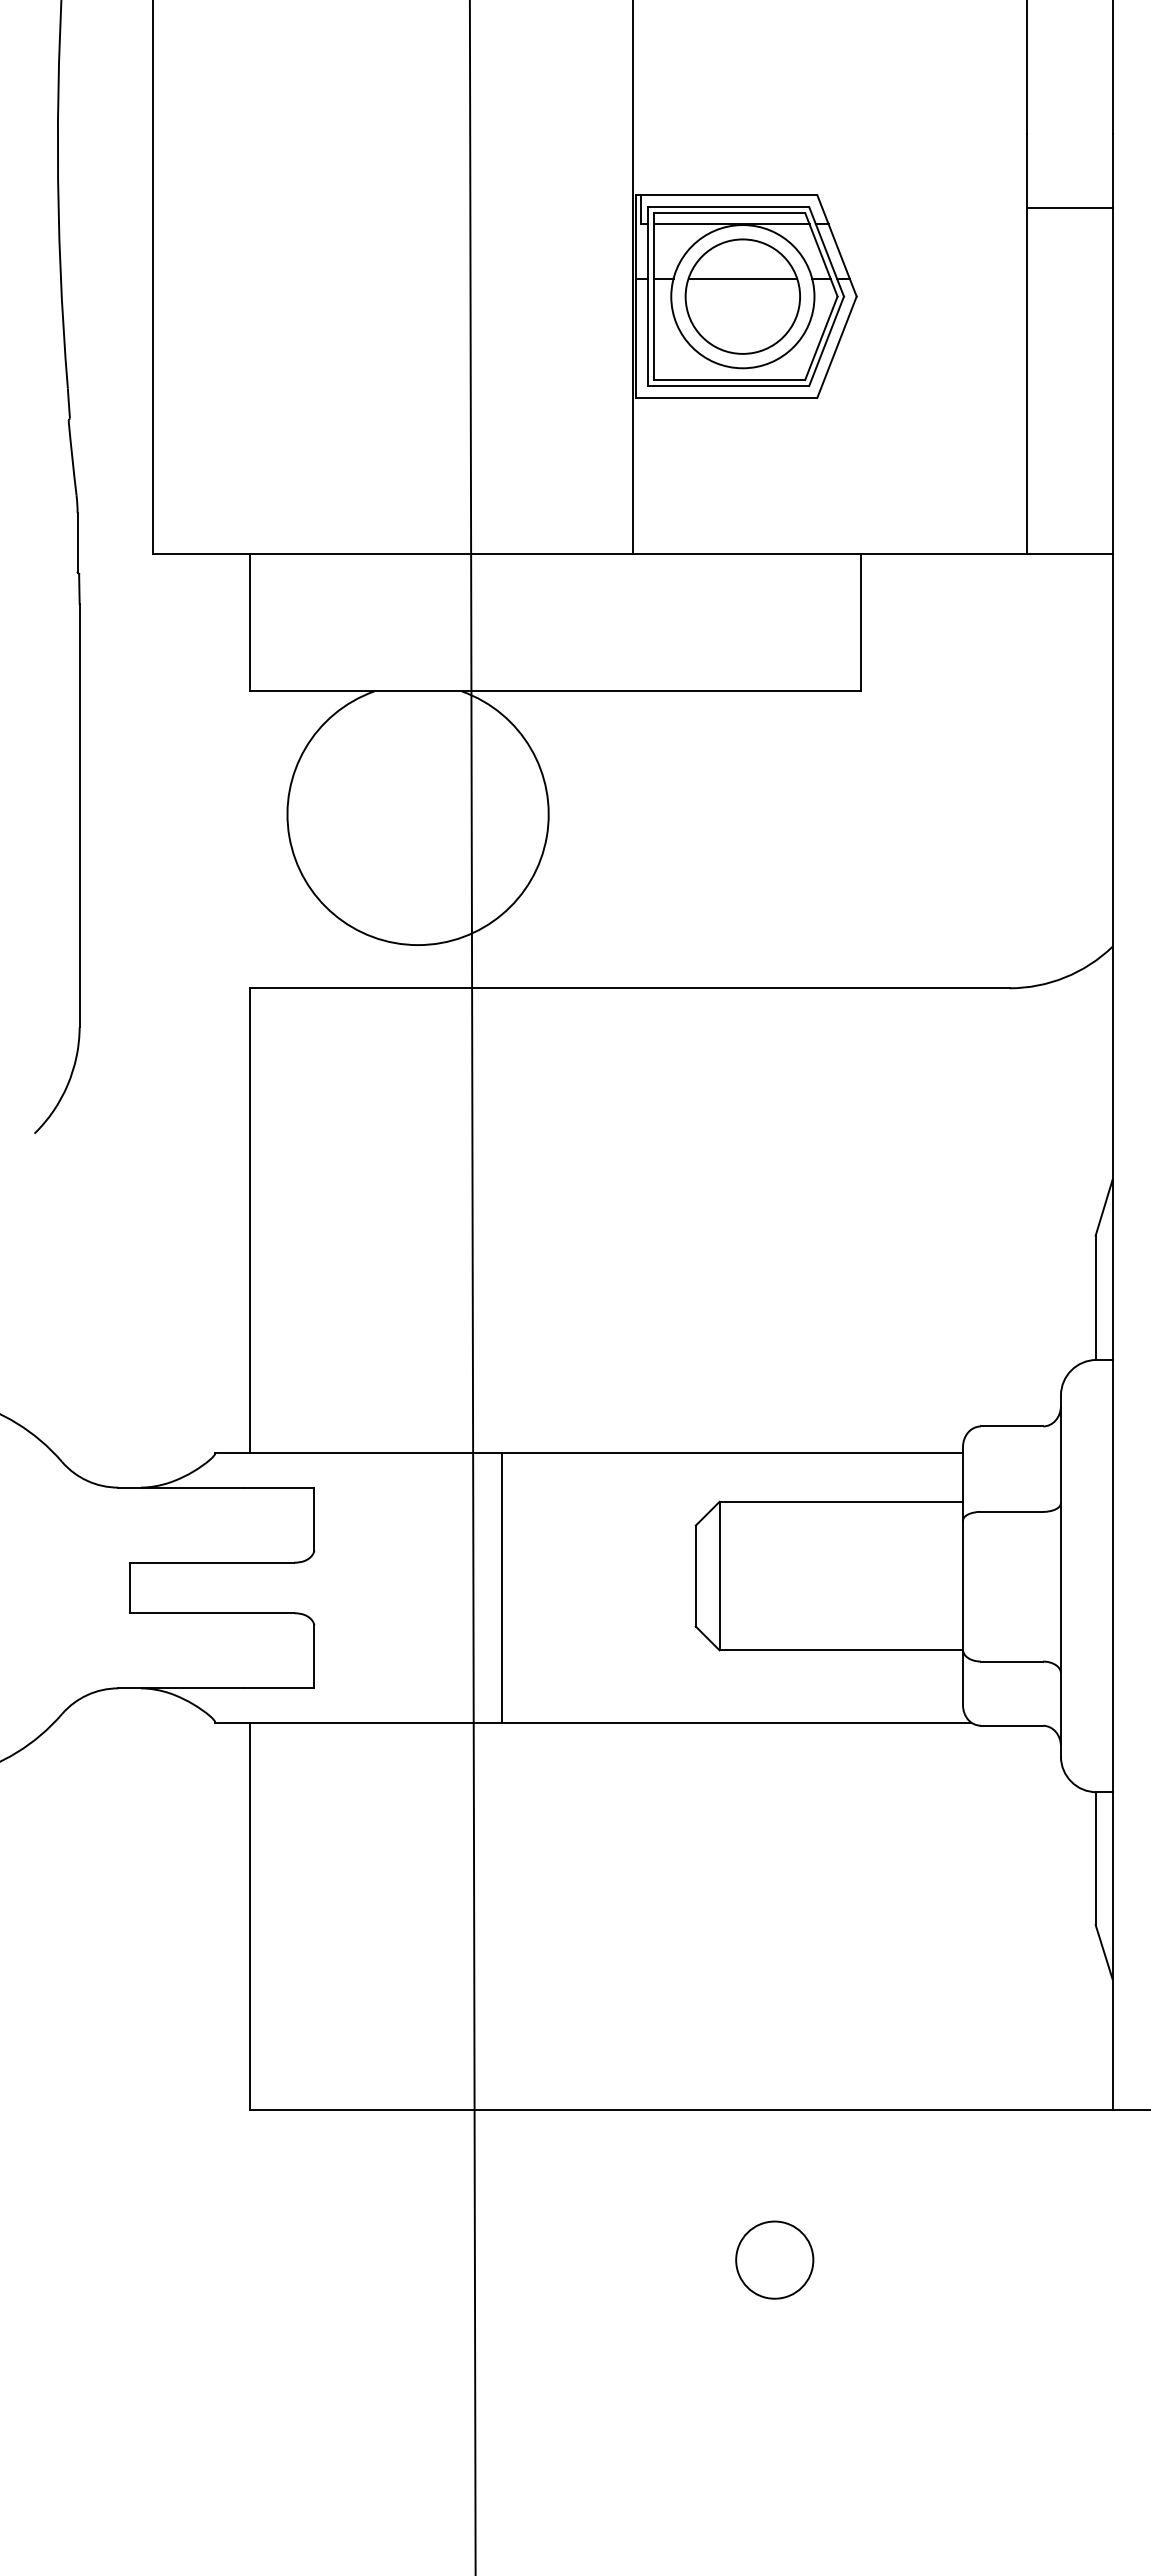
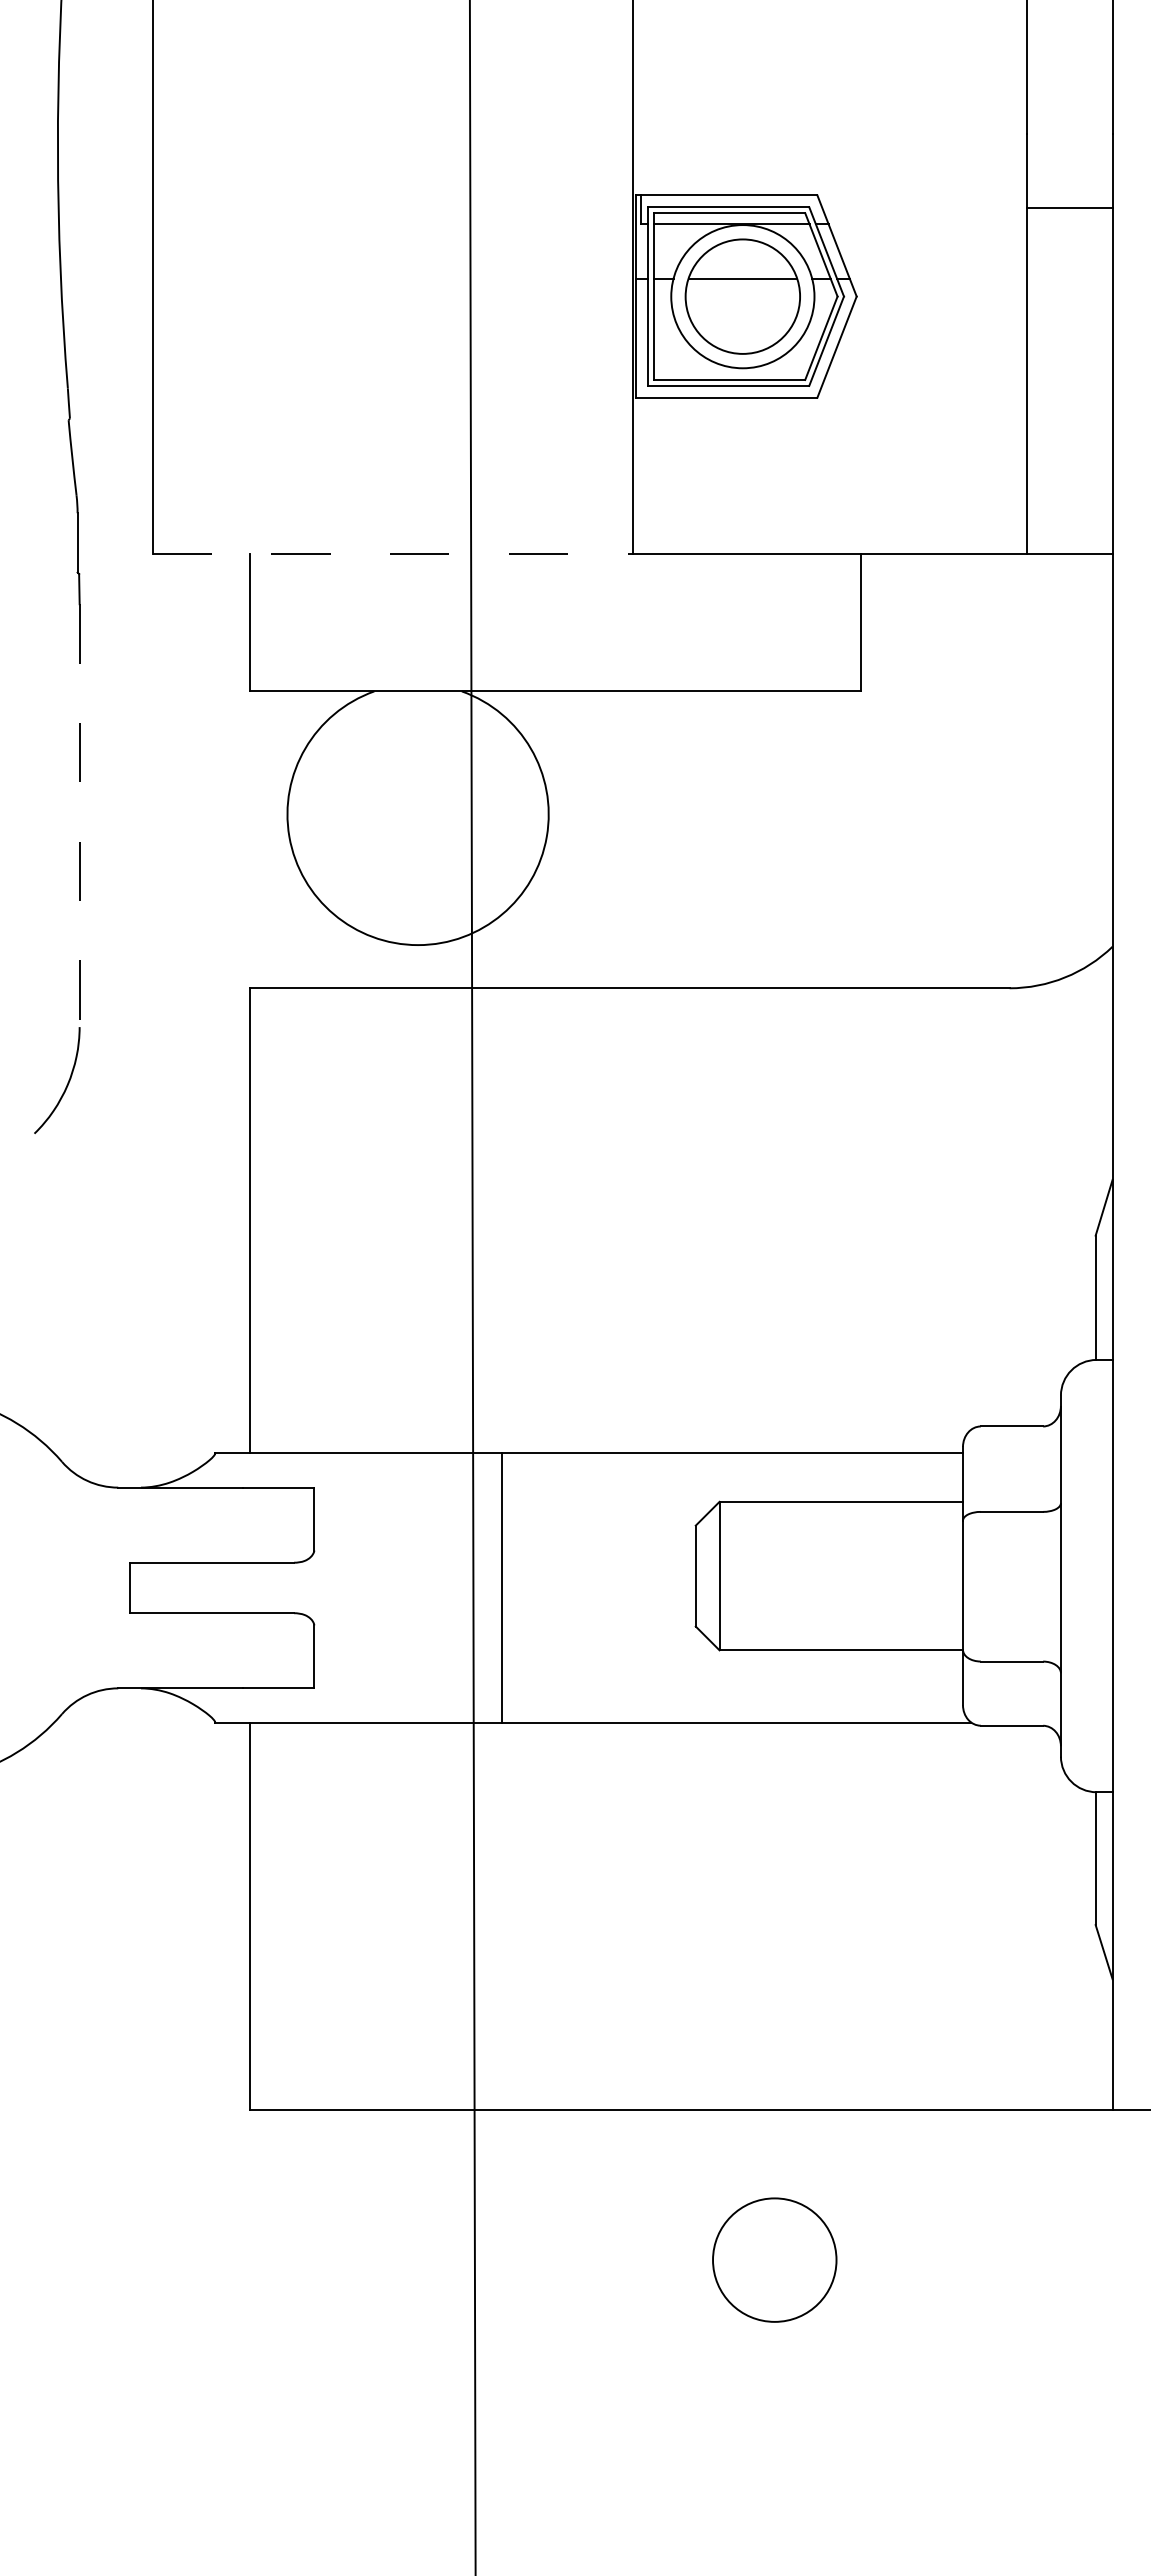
line: solid -> dashed (393, 554)
line: solid -> dashed (79, 816)
circle diameter: 77 px -> 123 px (774, 2259)
